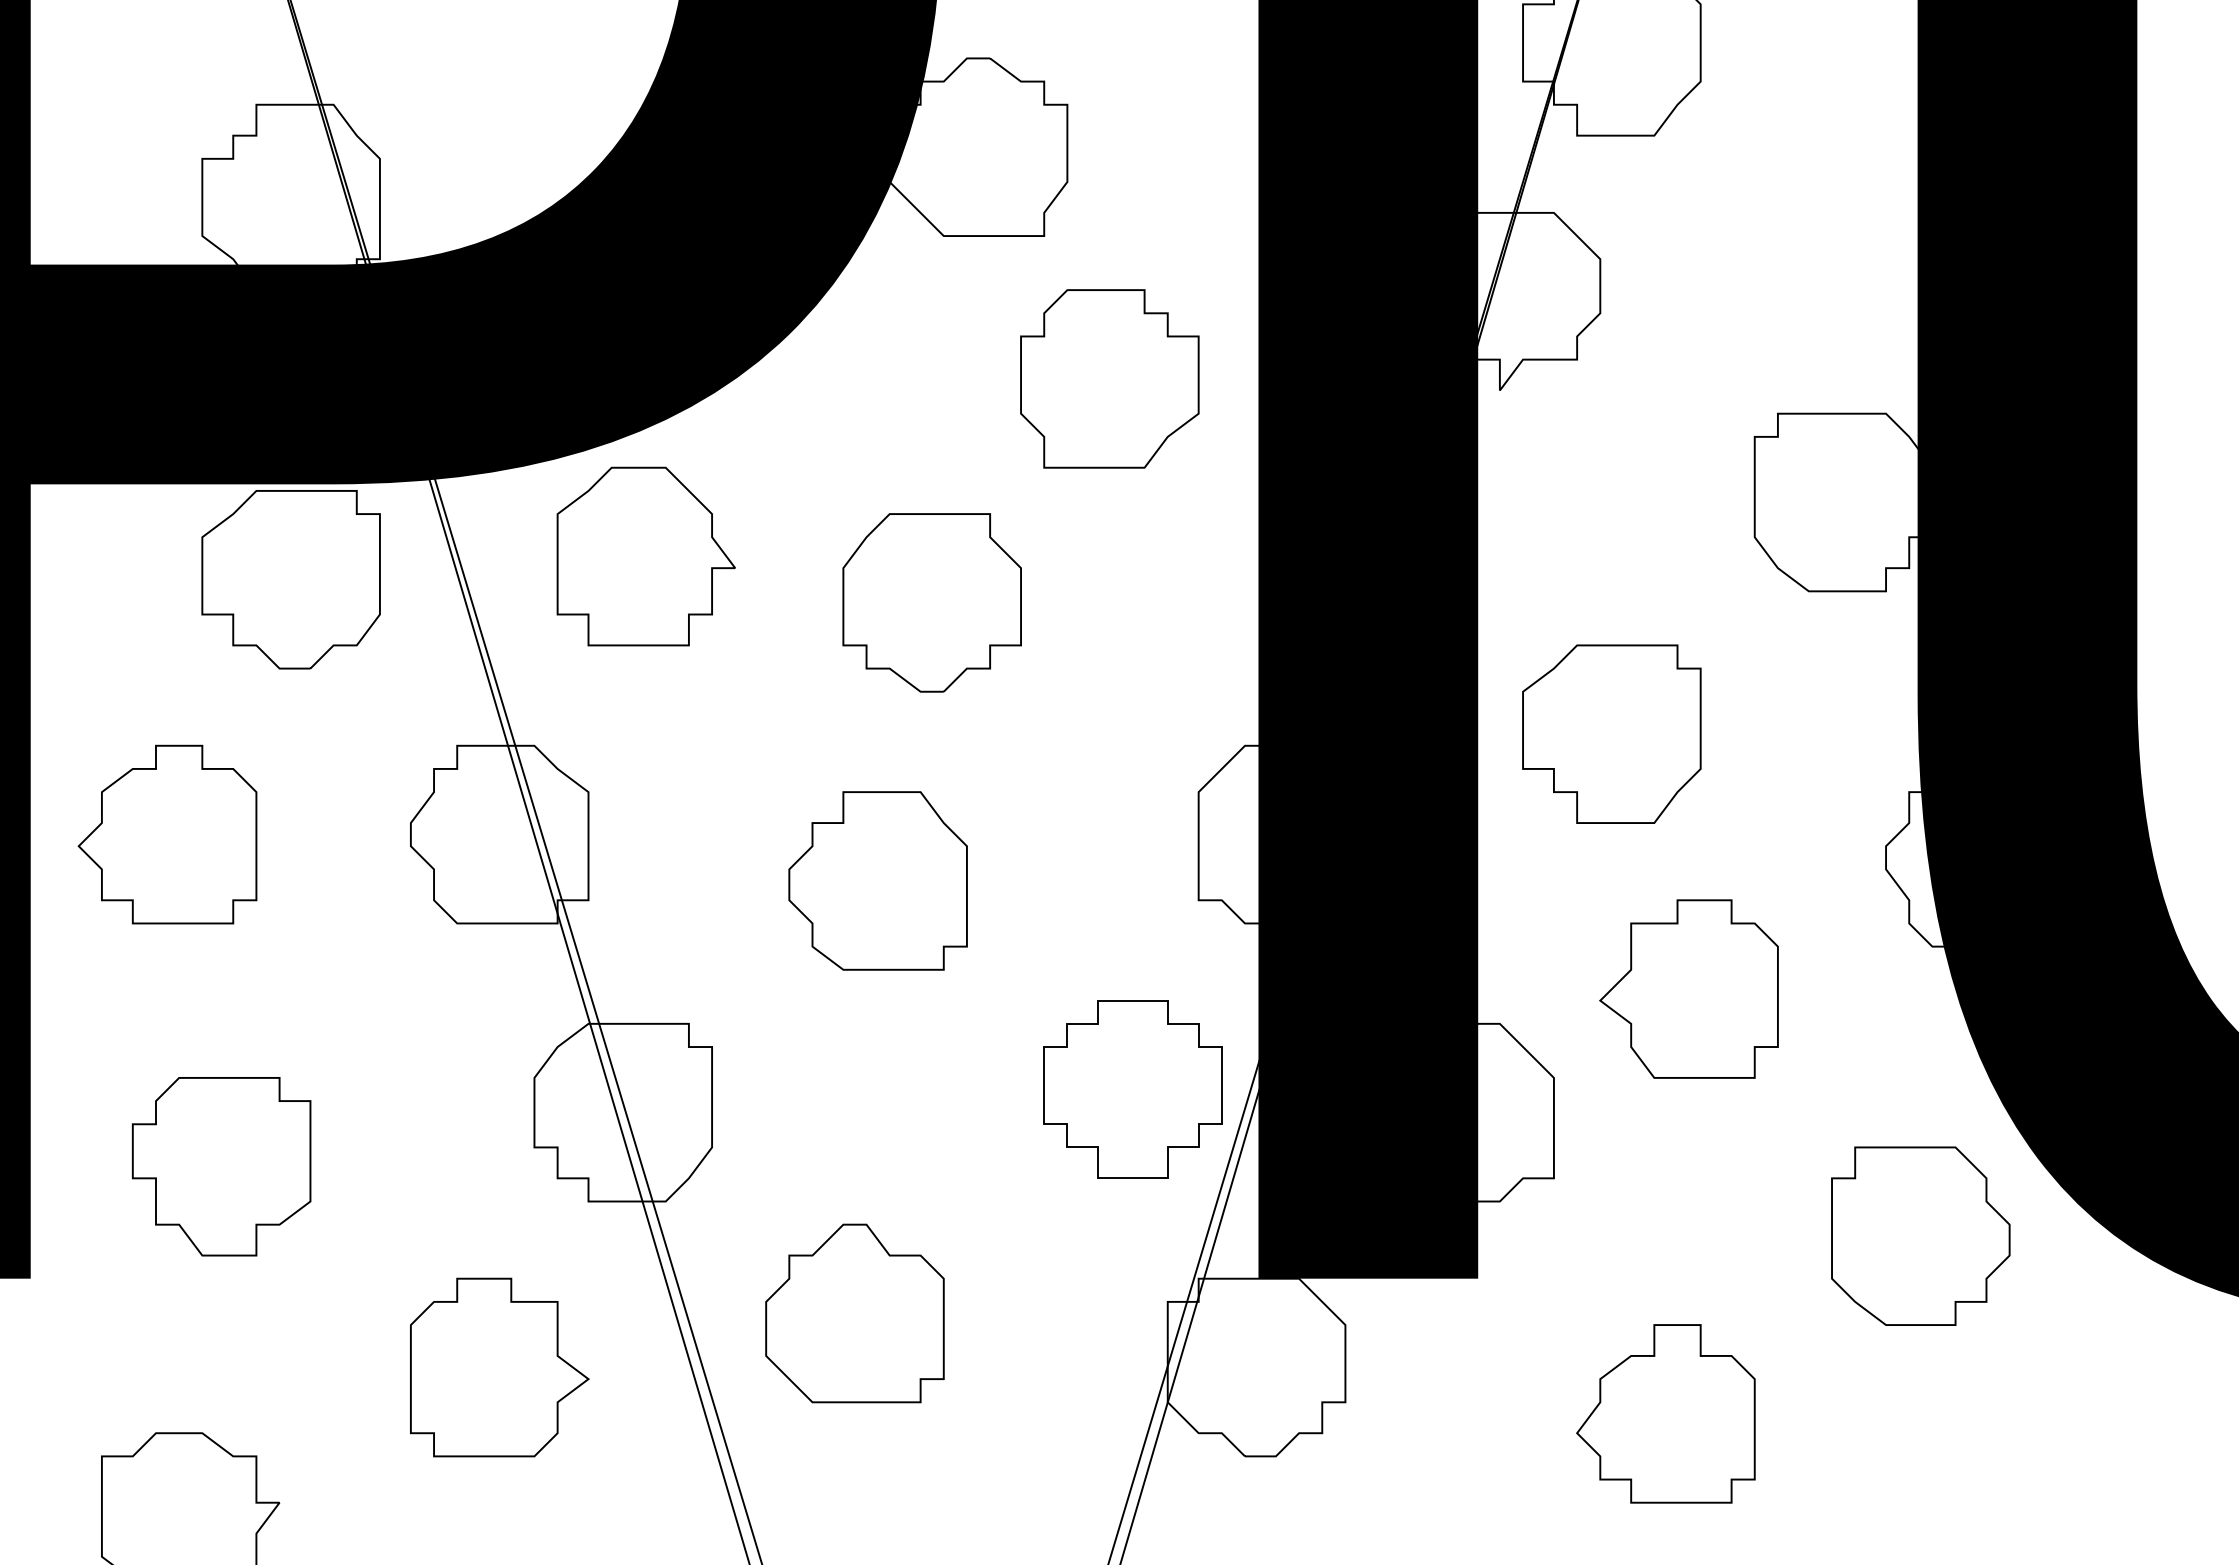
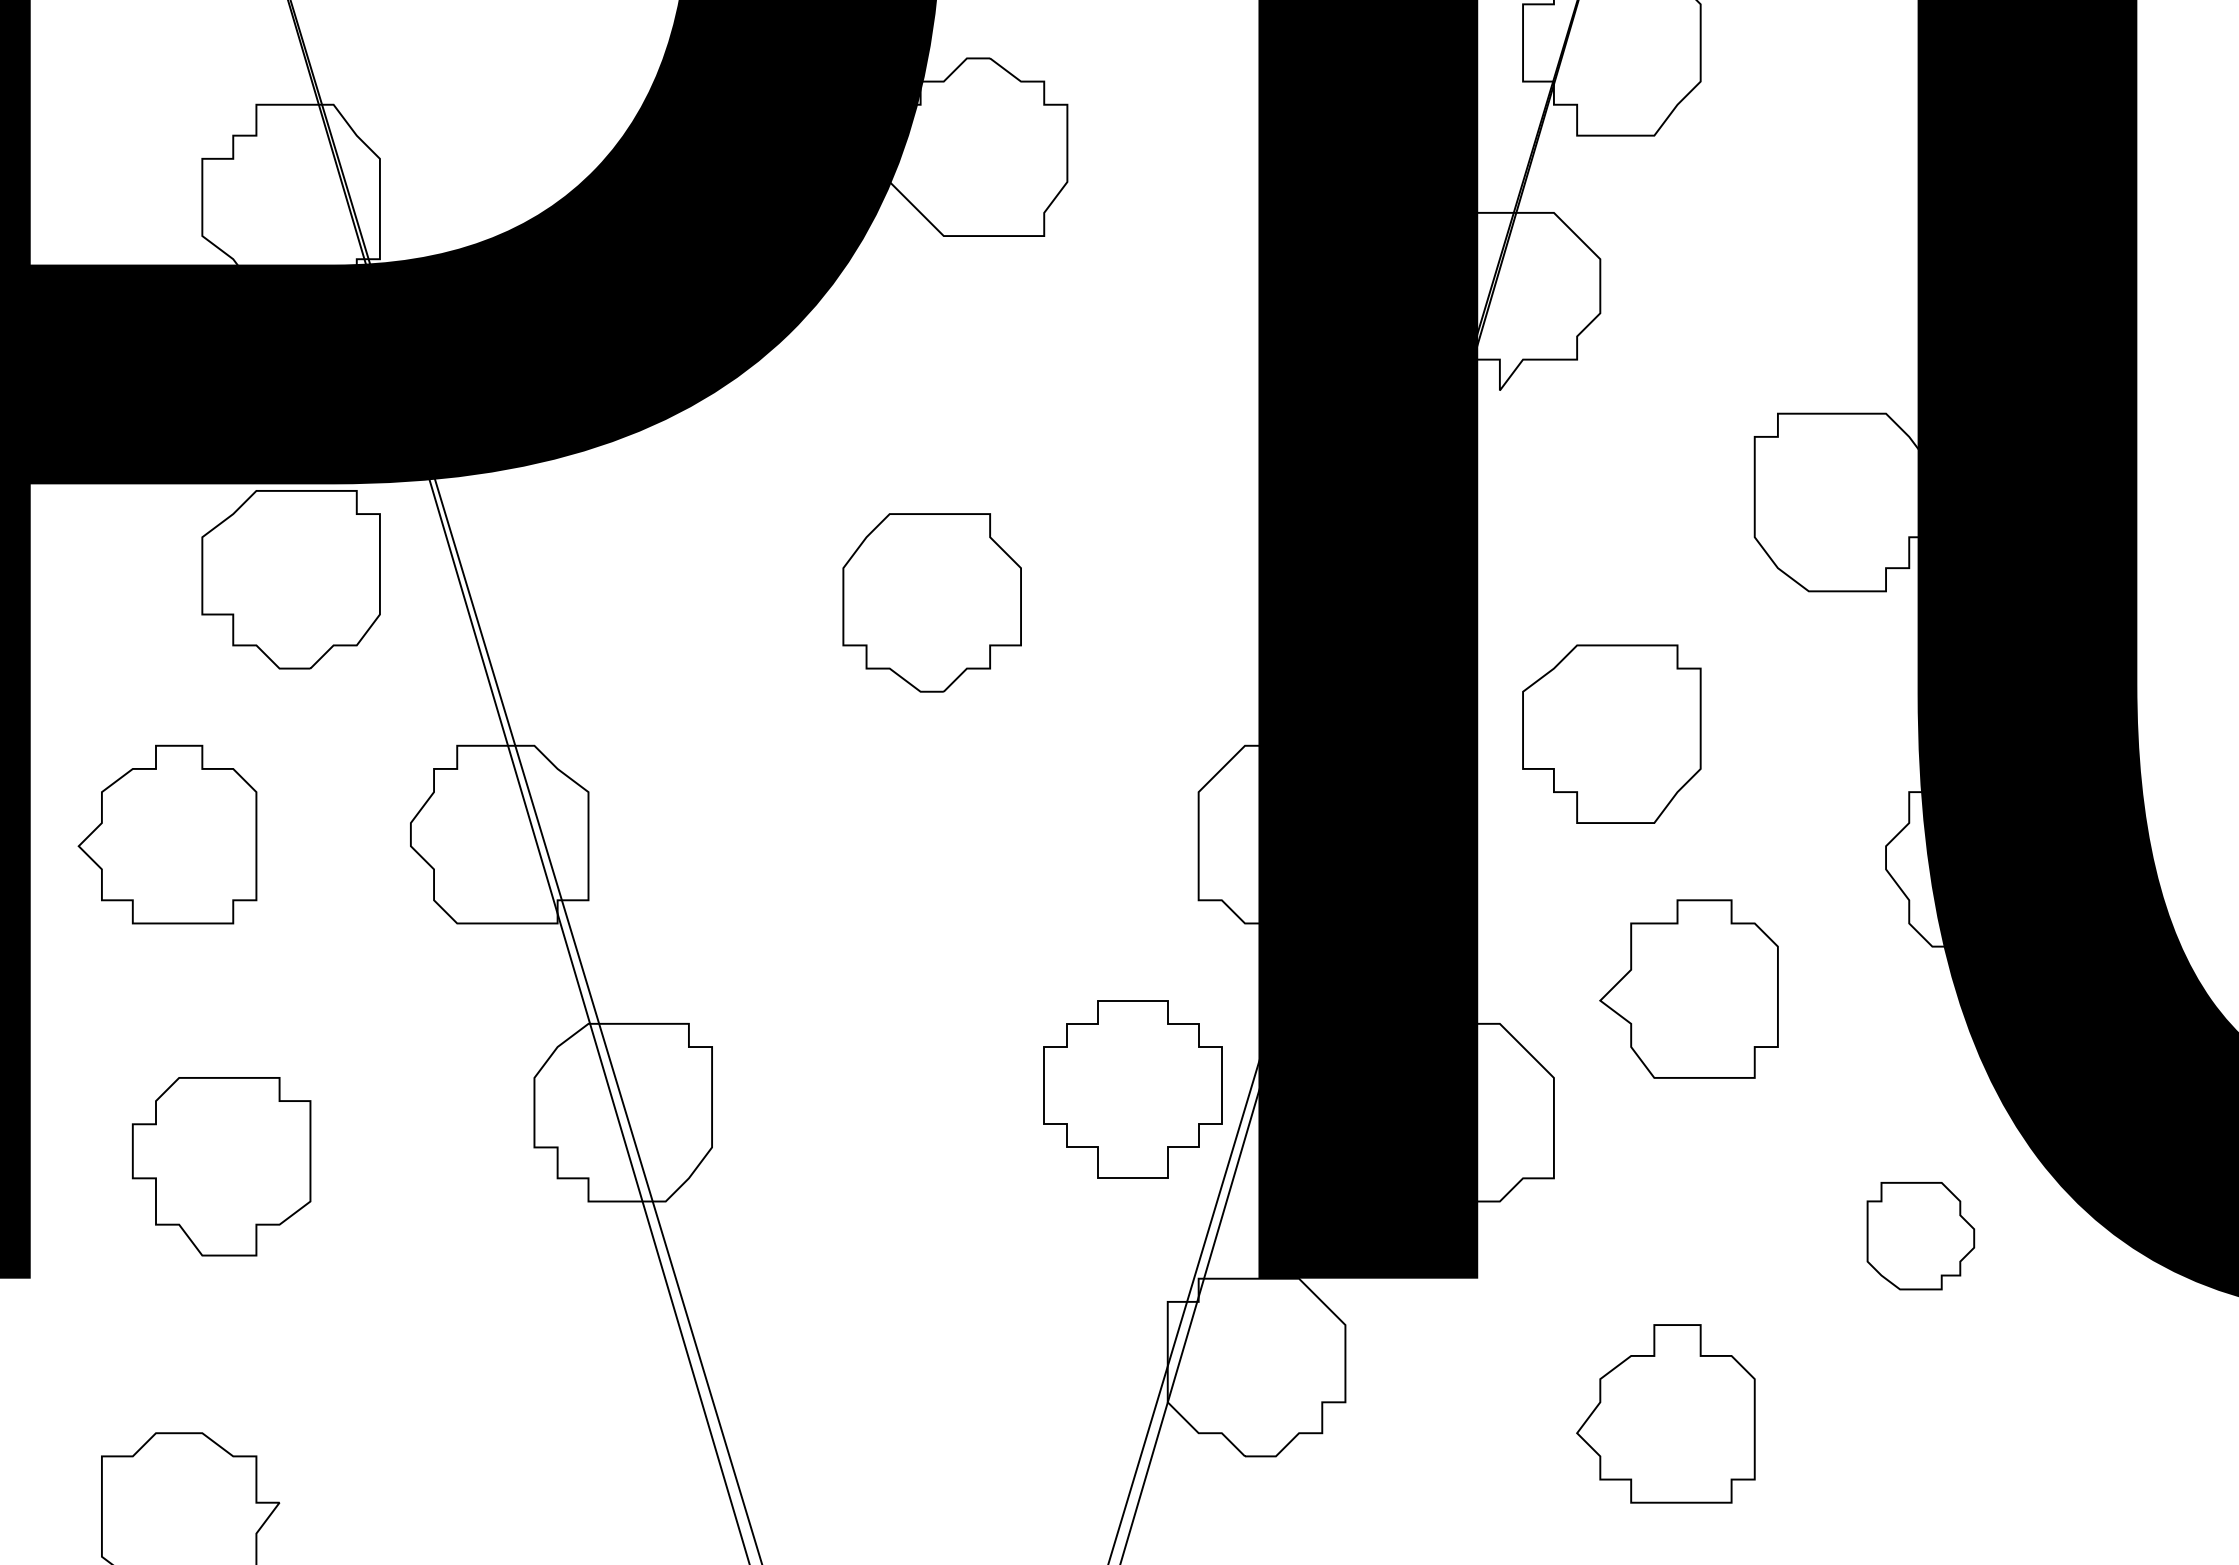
part: present -> none (1109, 378)
part: present -> none (645, 556)
part: present -> none (877, 880)
part size: 180x180 px -> 110x109 px (1920, 1236)
part: present -> none (854, 1313)
part: present -> none (499, 1367)
